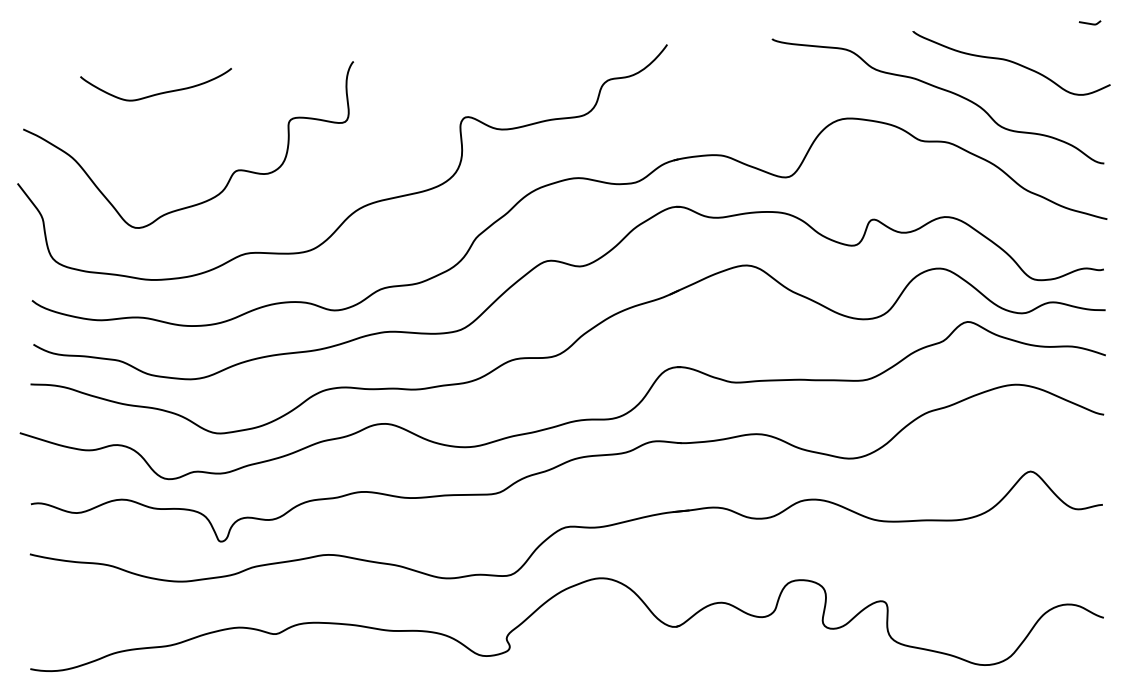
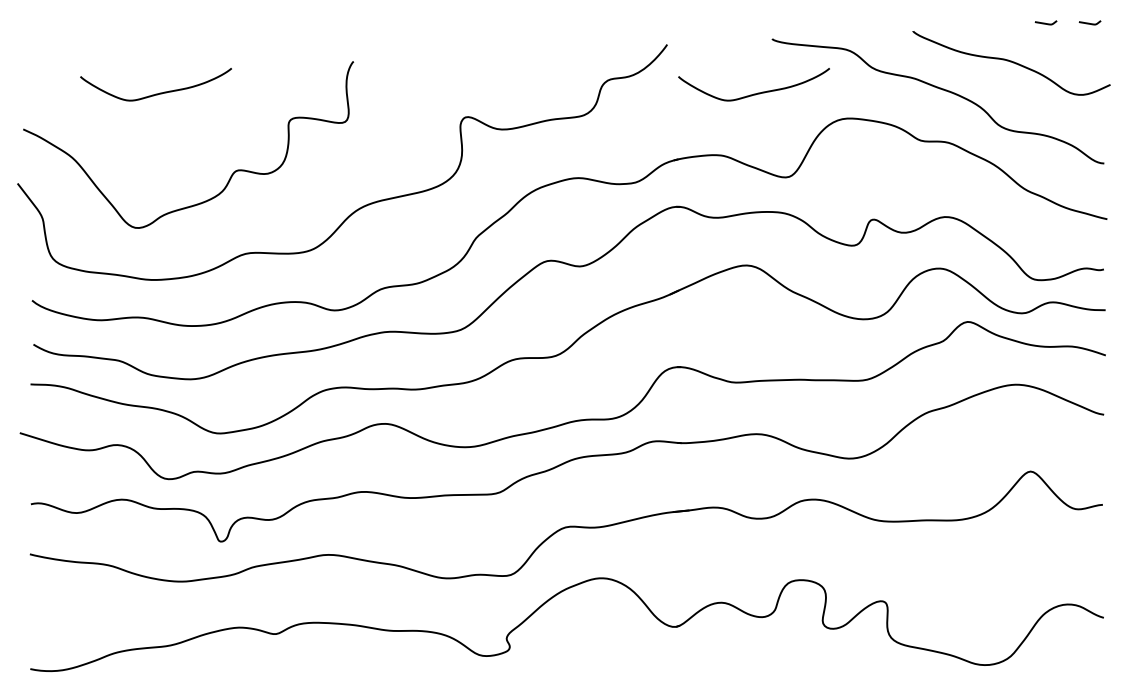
curve: none -> present (1045, 22)
curve: none -> present (757, 92)
